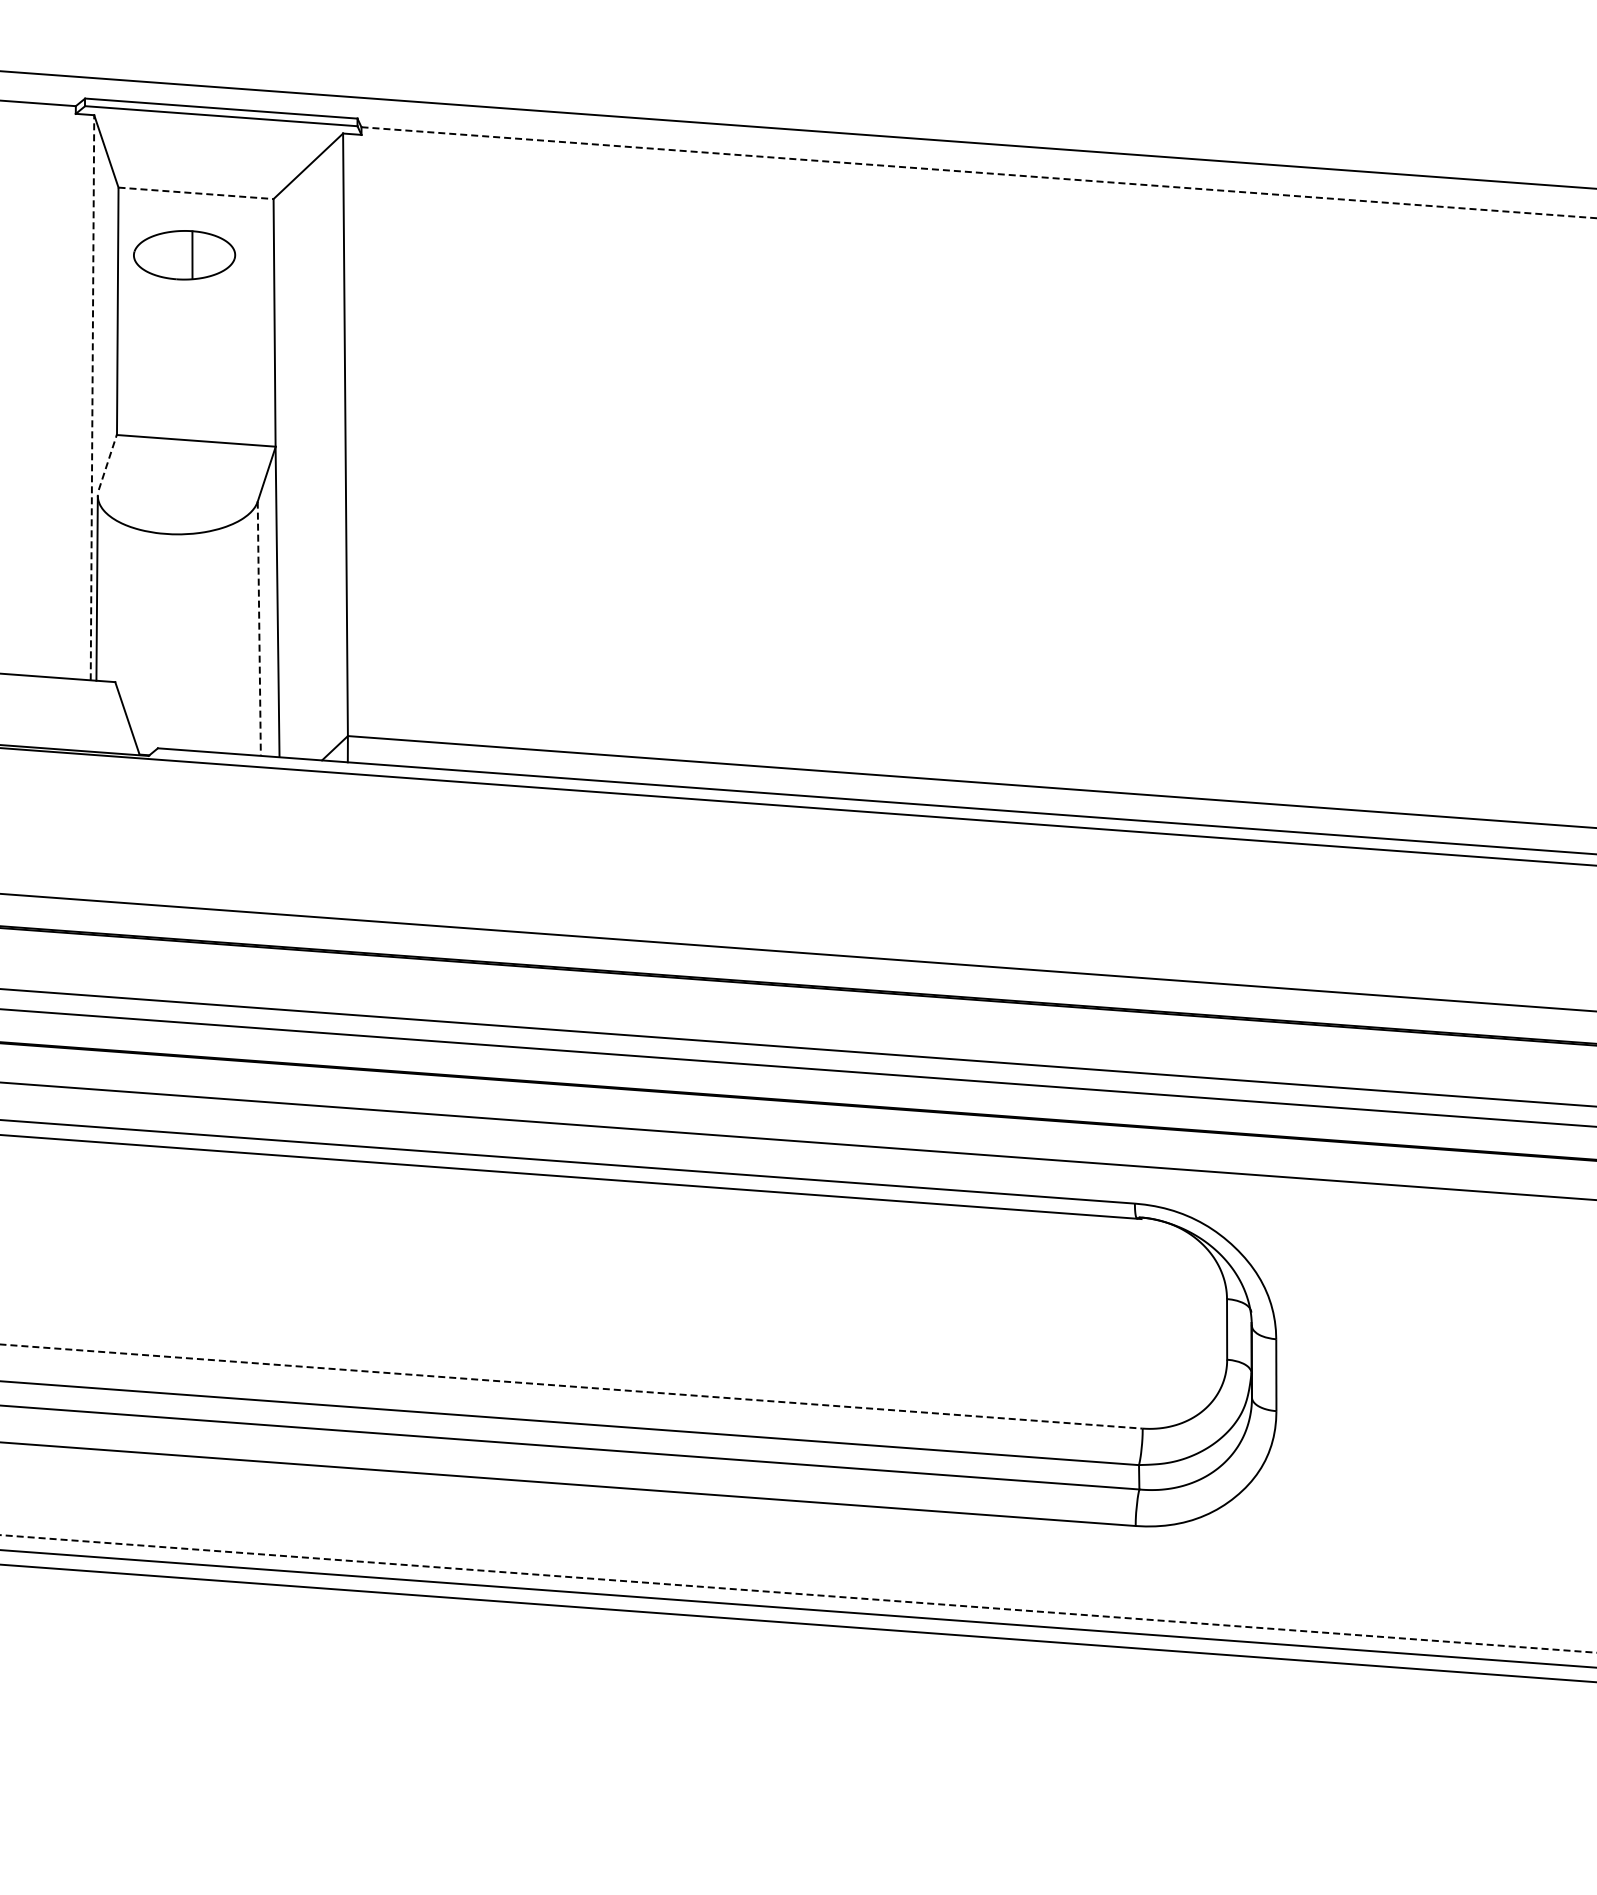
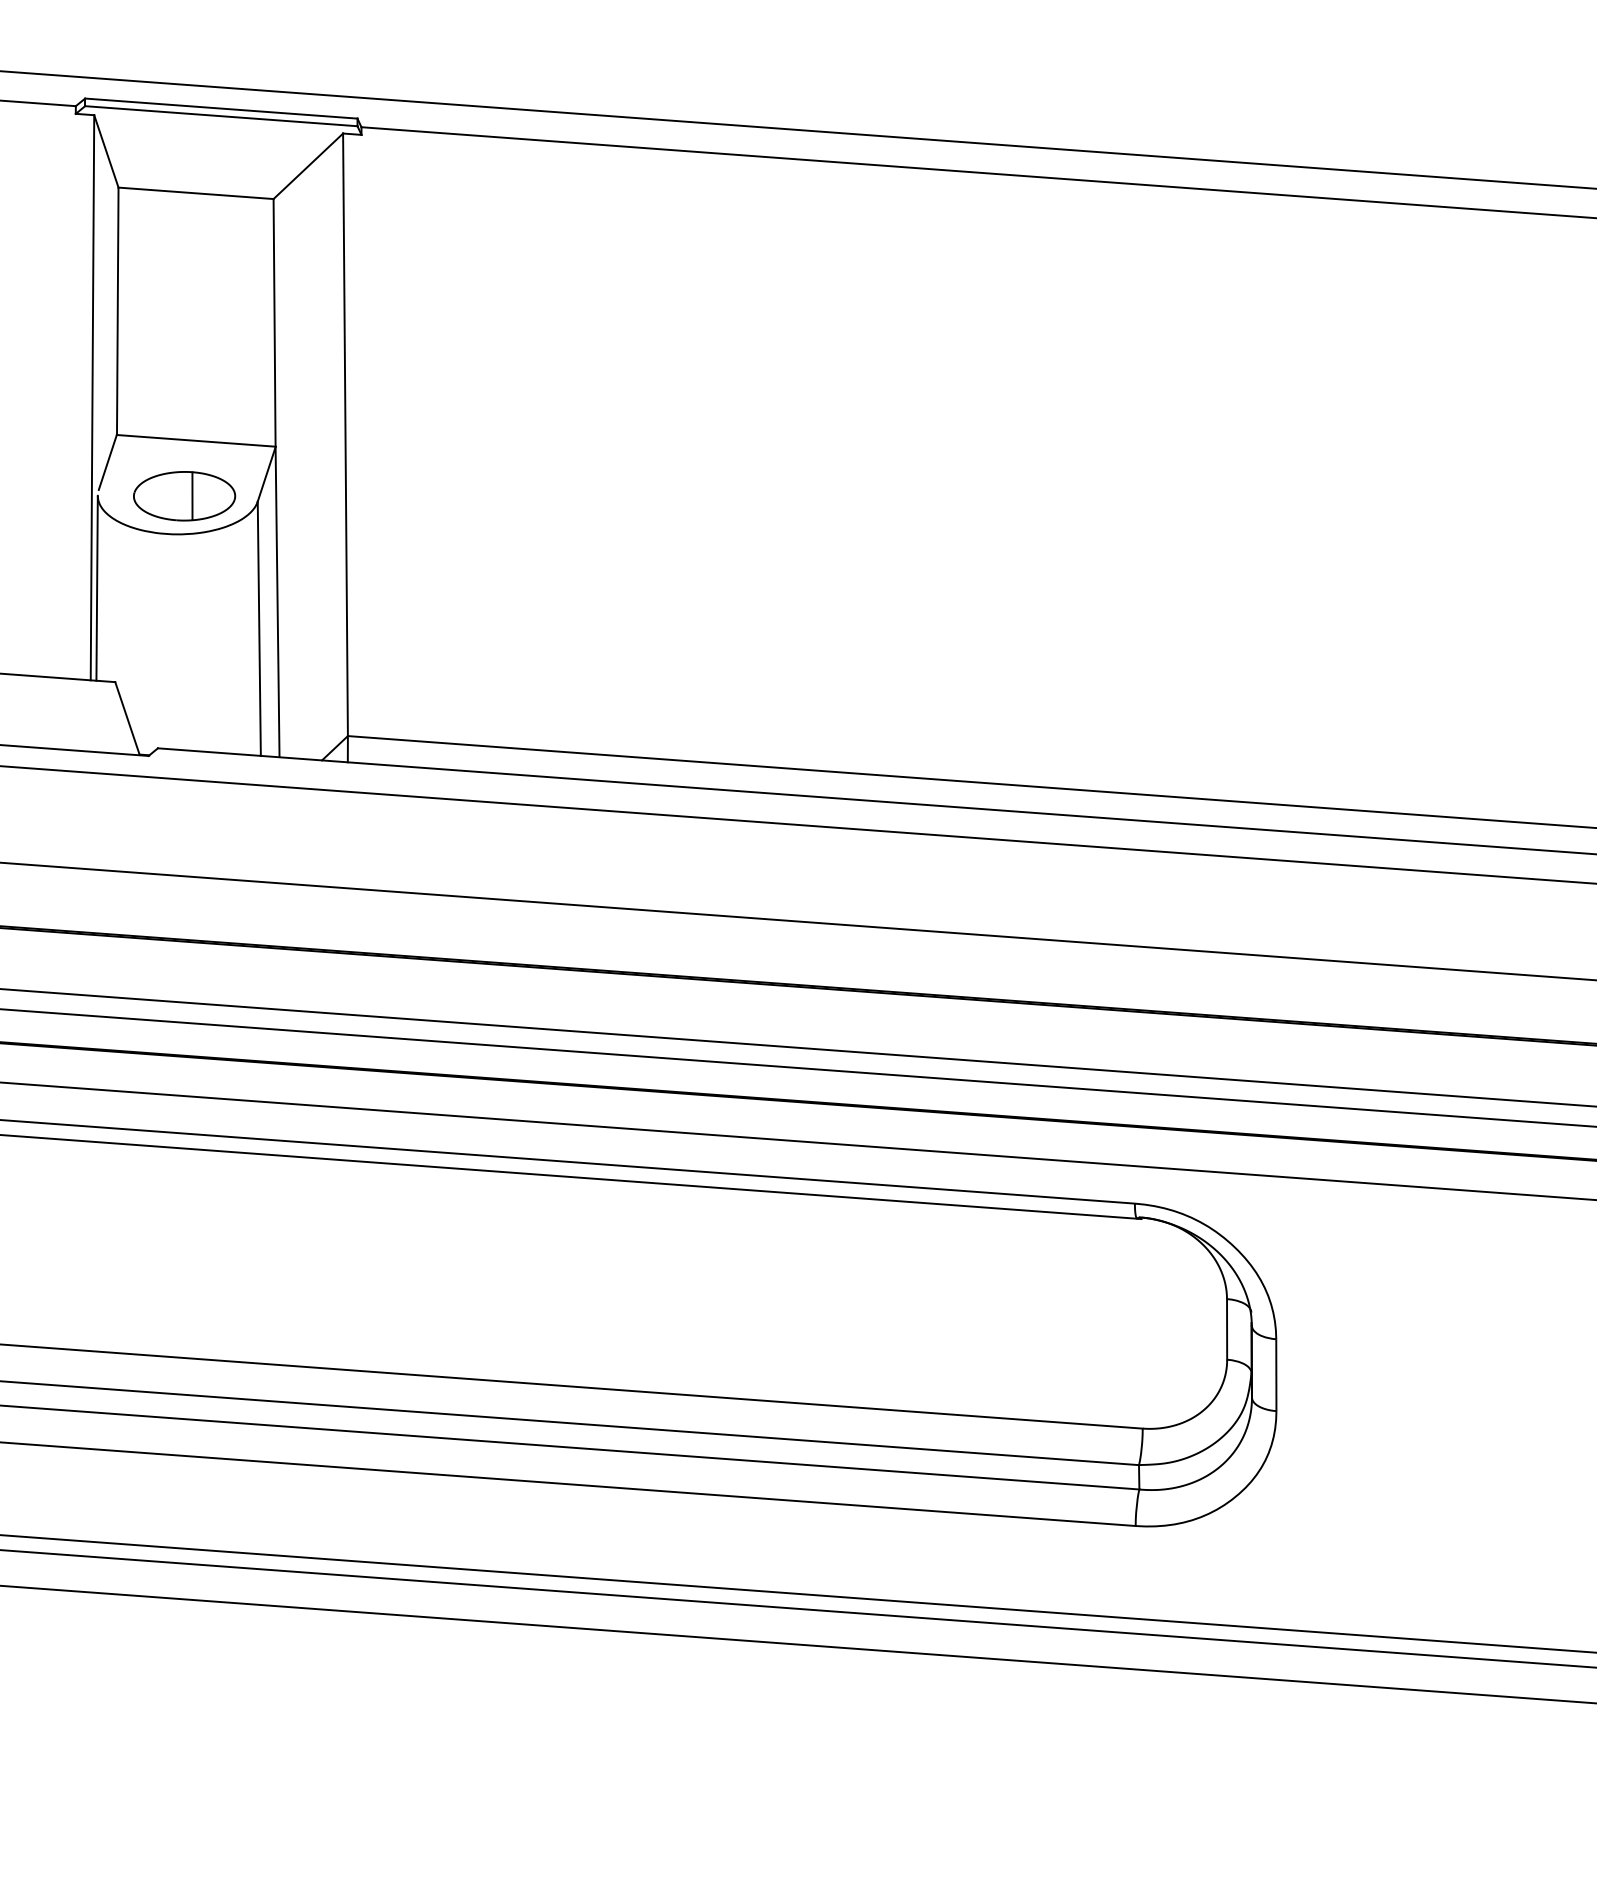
line: dashed -> solid (979, 172)
line: dashed -> solid (196, 193)
part position: (184, 255) -> (184, 496) (184, 496)
line: dashed -> solid (92, 397)
line: dashed -> solid (107, 462)
line: dashed -> solid (259, 629)
line position: (797, 806) -> (797, 824) (797, 824)
line position: (797, 952) -> (797, 921) (797, 921)
line: dashed -> solid (571, 1386)
line: dashed -> solid (798, 1593)
line position: (797, 1623) -> (797, 1644) (797, 1644)
